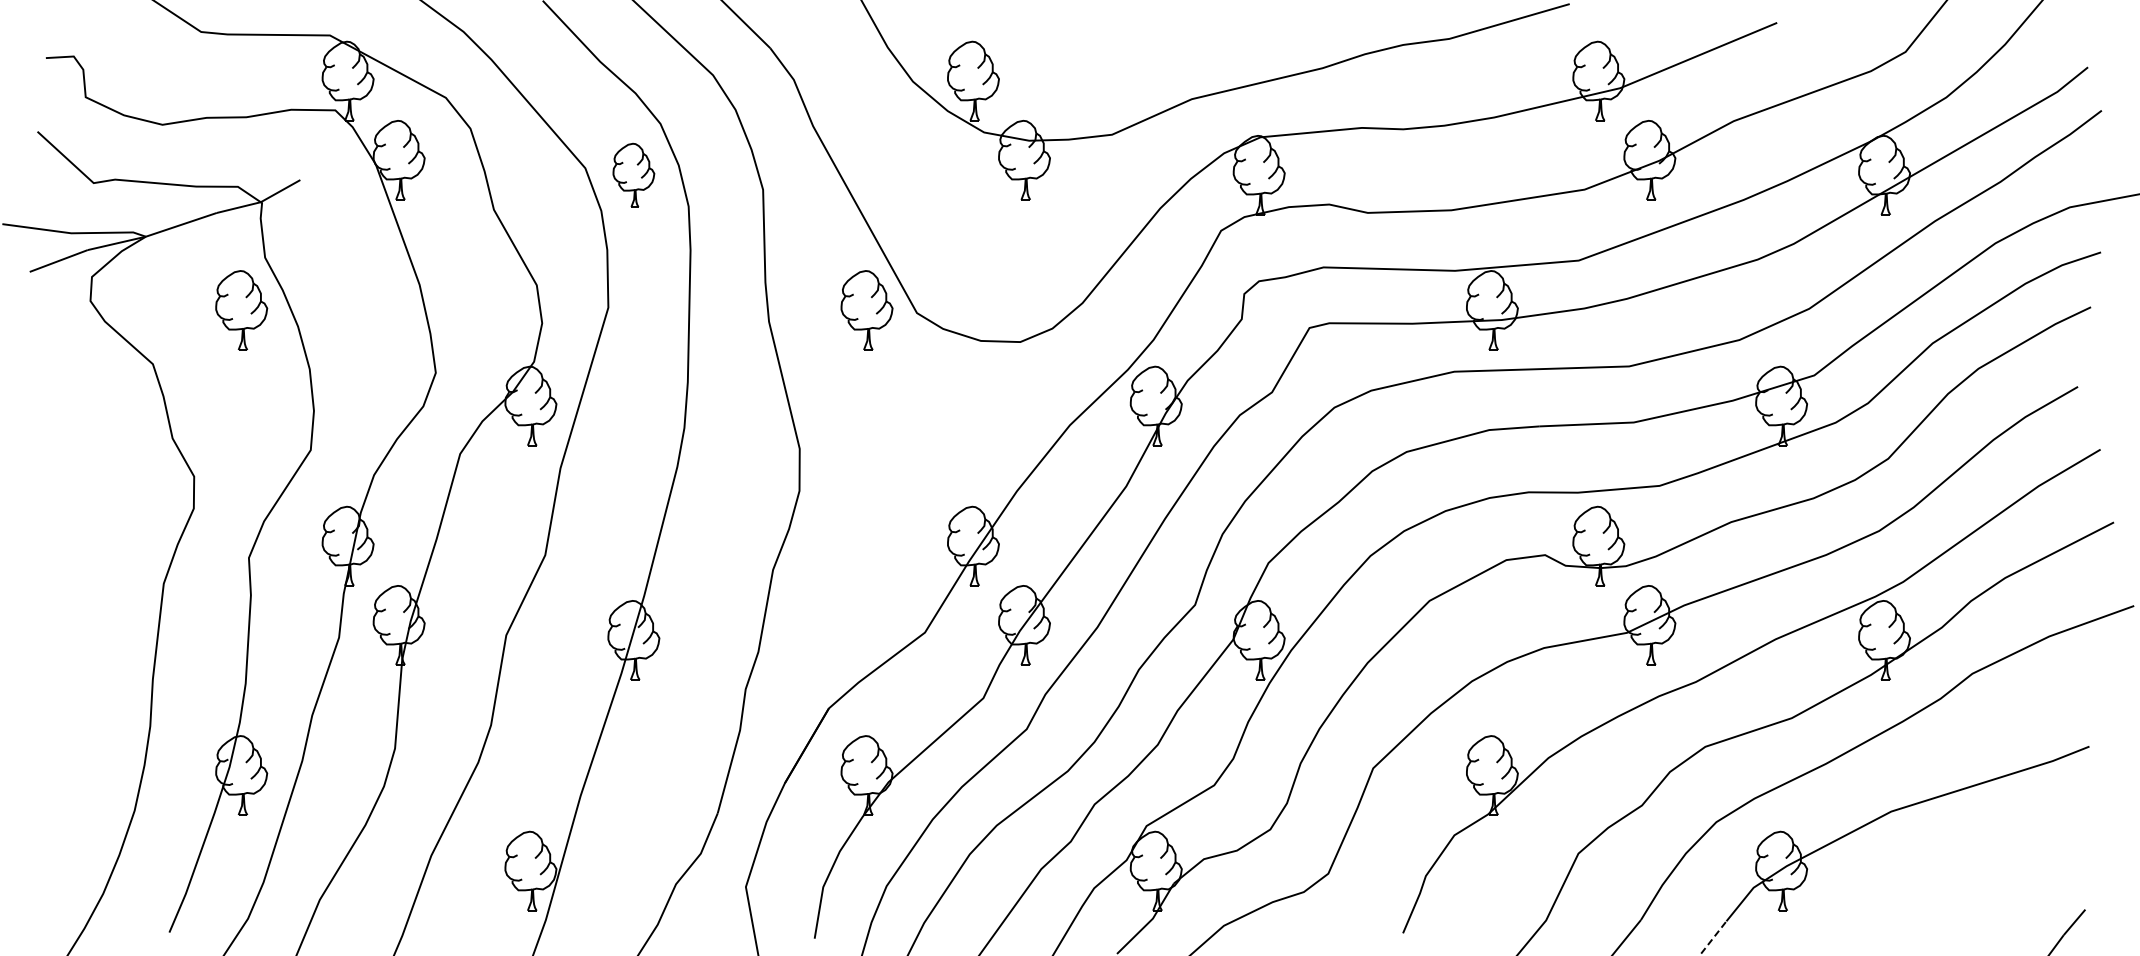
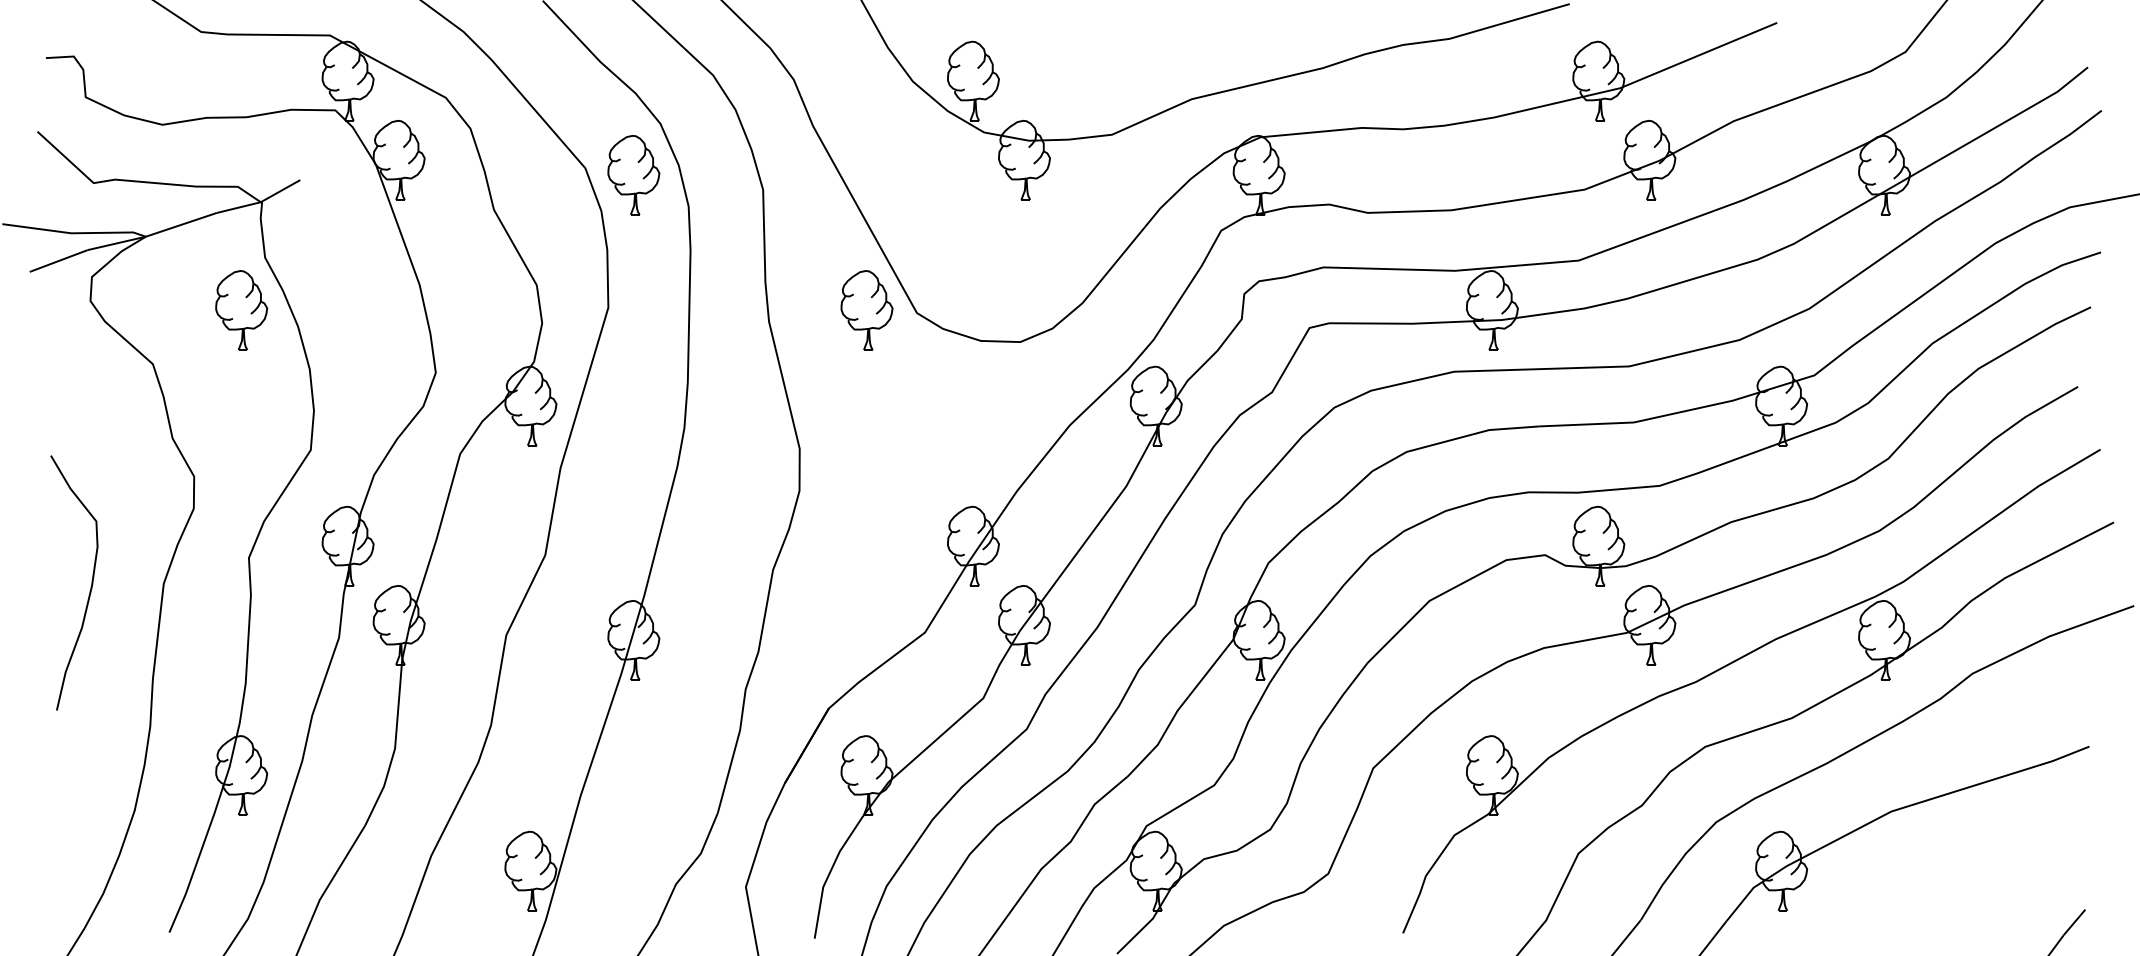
part size: 44x66 px -> 54x81 px (633, 175)
curve: none -> present (90, 587)
line: dashed -> solid (1713, 938)
